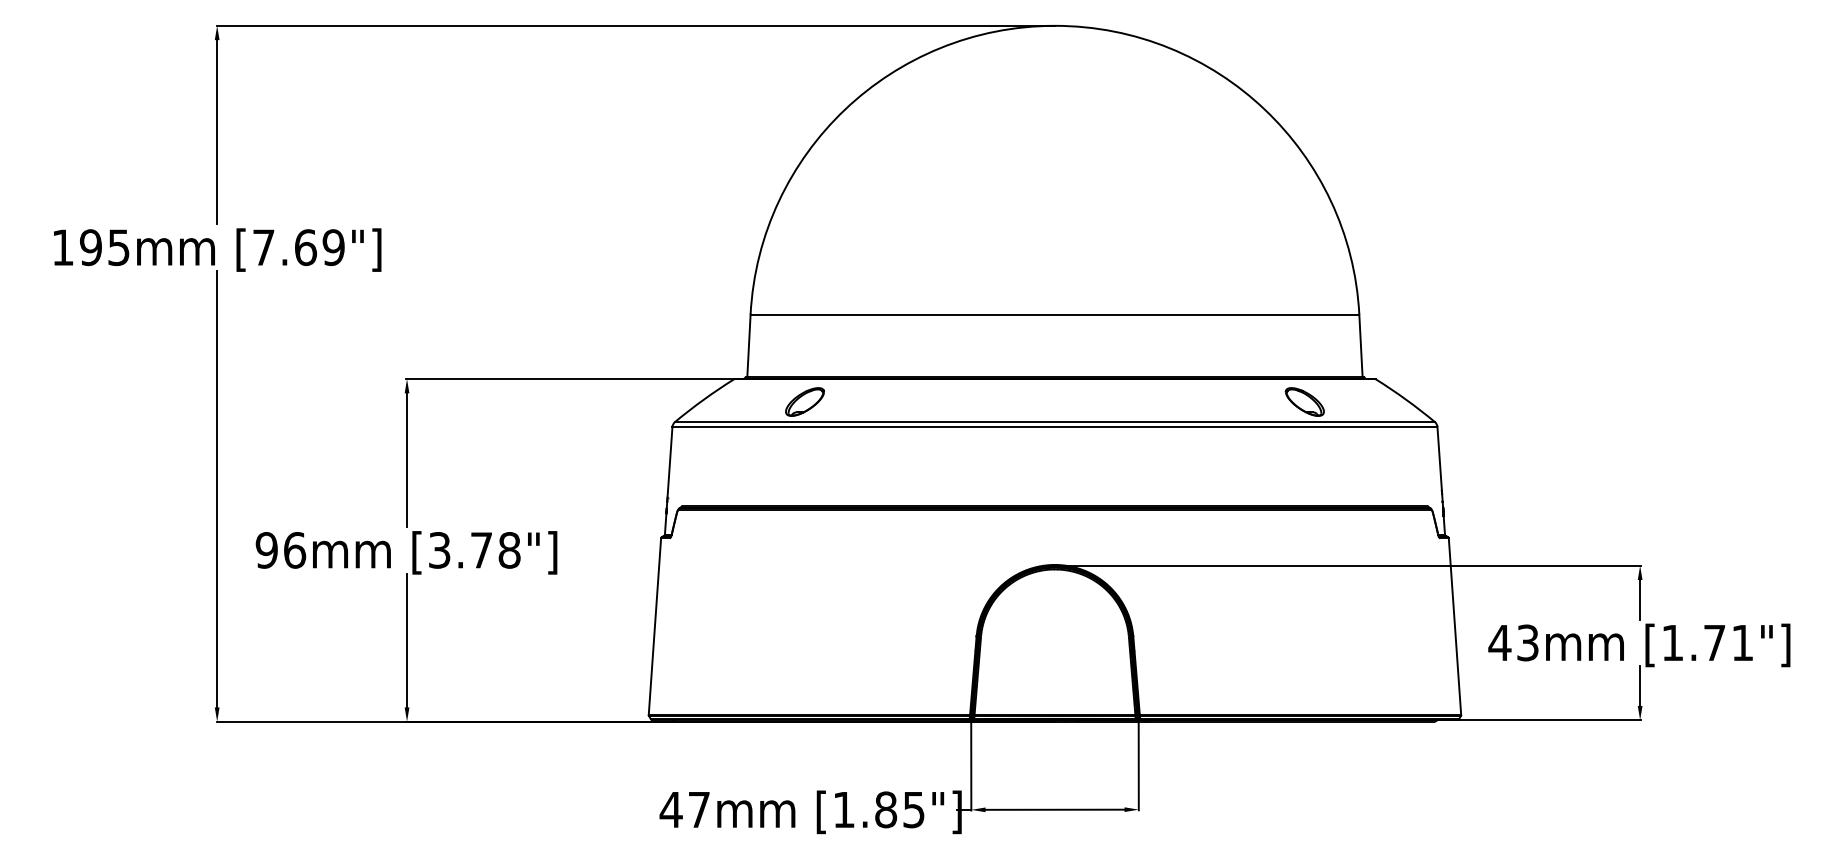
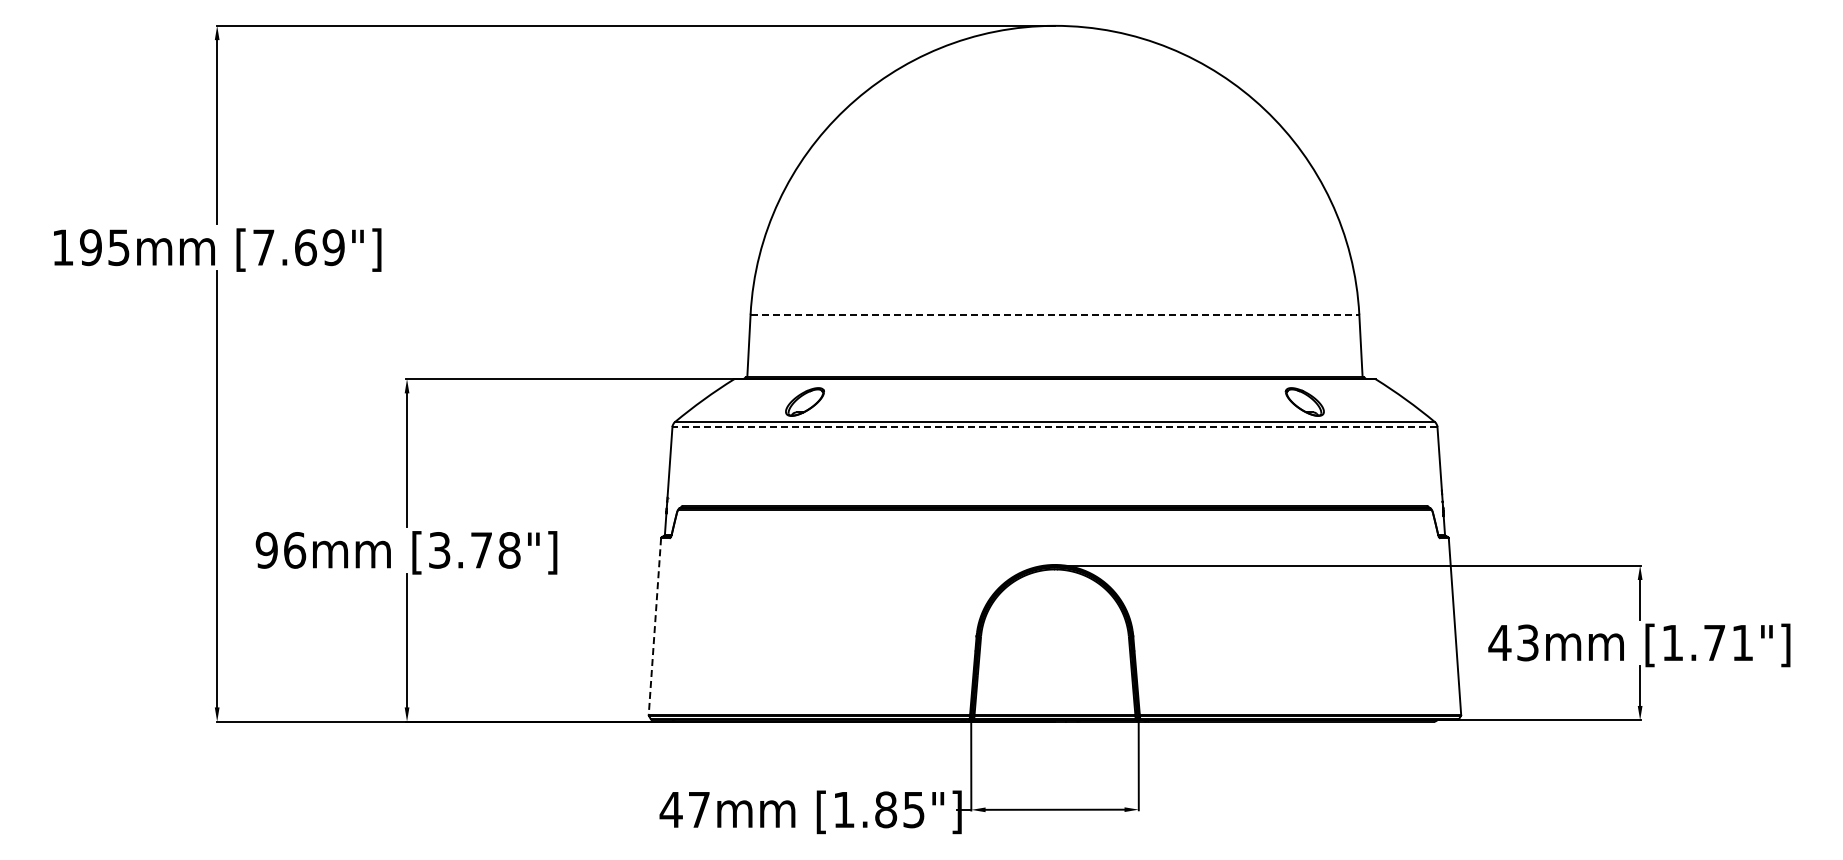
line: solid -> dashed (1055, 314)
line: solid -> dashed (1054, 427)
line: solid -> dashed (654, 626)
